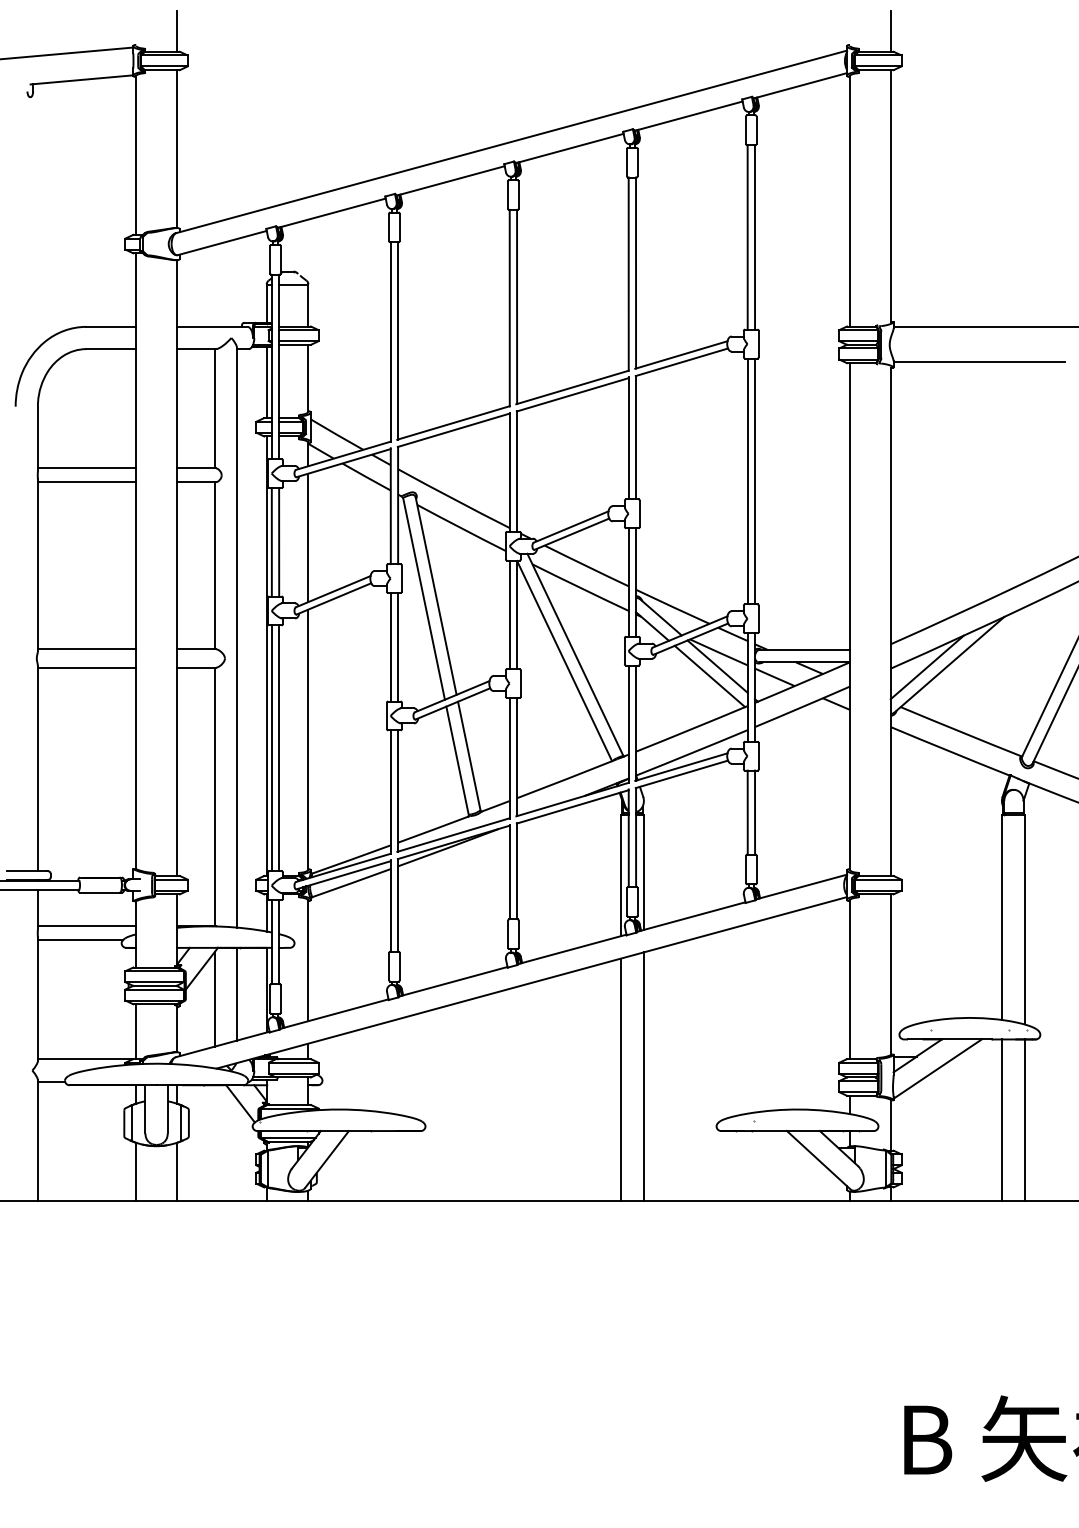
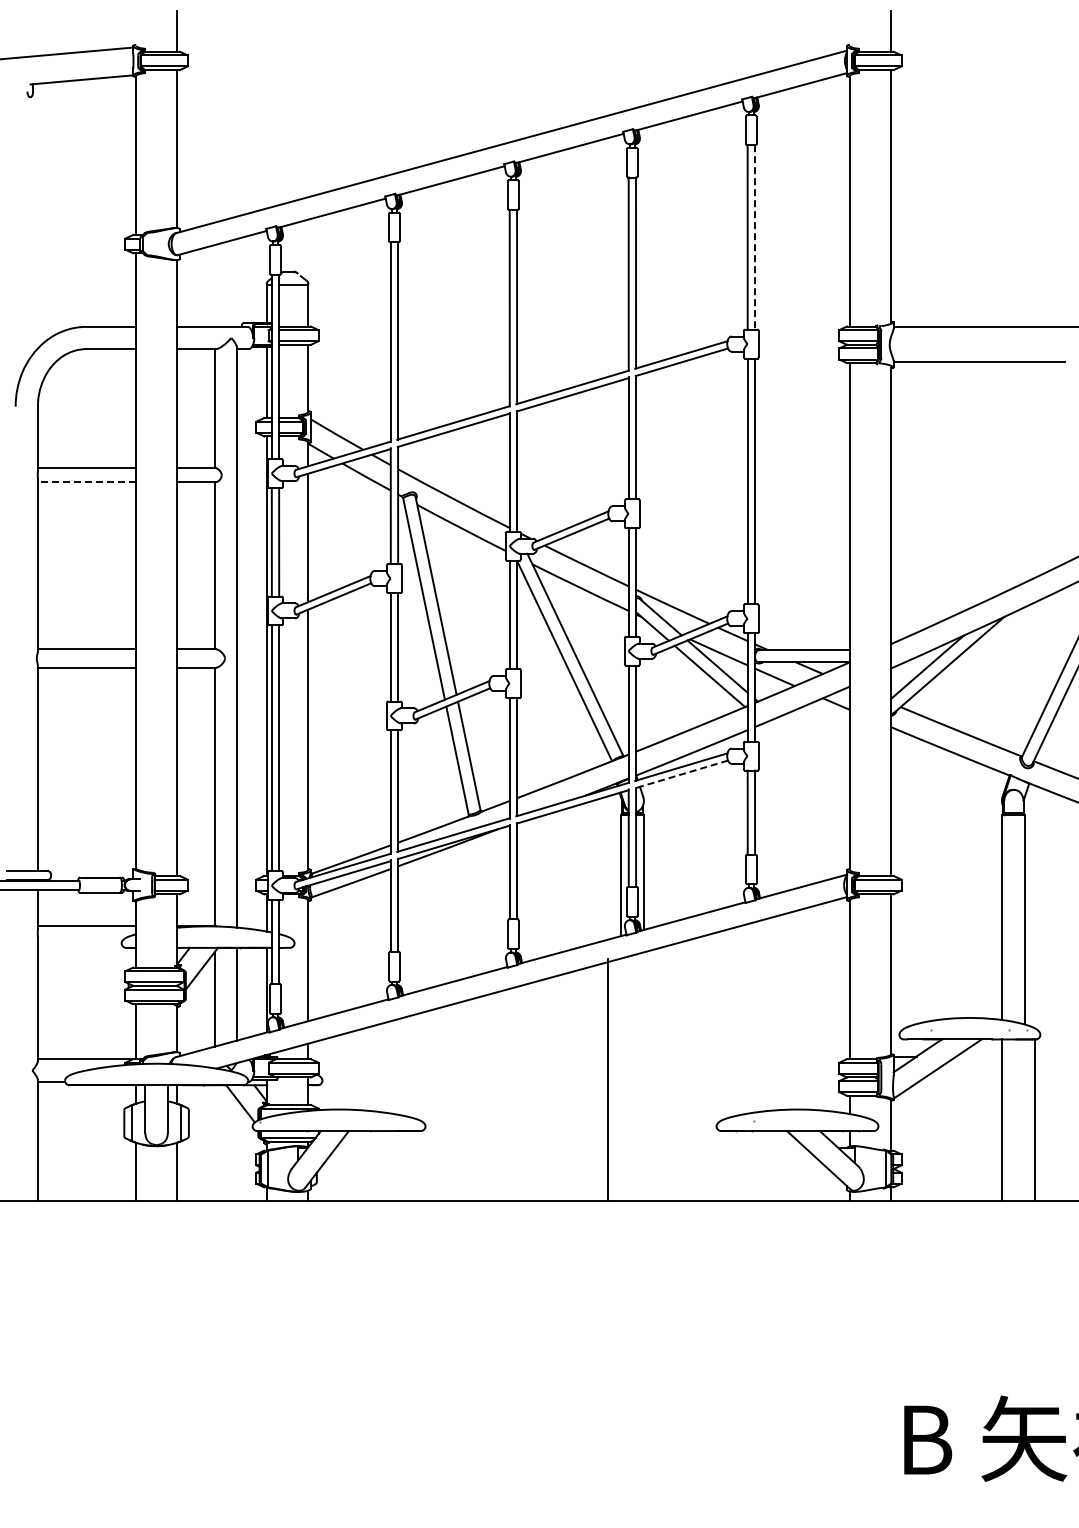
line: solid -> dashed (755, 237)
line: solid -> dashed (86, 482)
line: solid -> dashed (681, 774)
line: present -> none (80, 940)
line: present -> none (643, 1076)
line position: (621, 1079) -> (608, 1079) (608, 1079)
line position: (1024, 1120) -> (1034, 1120) (1034, 1120)
